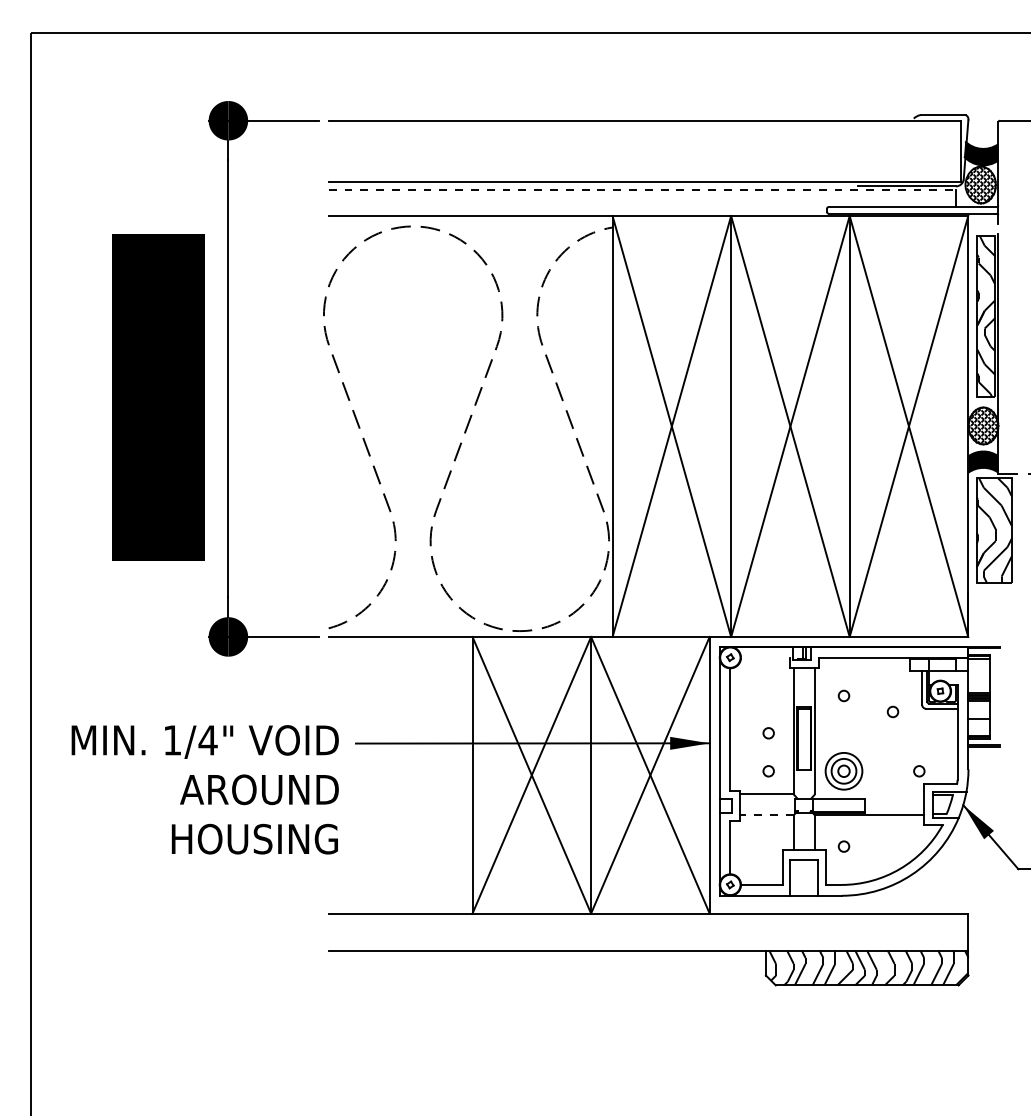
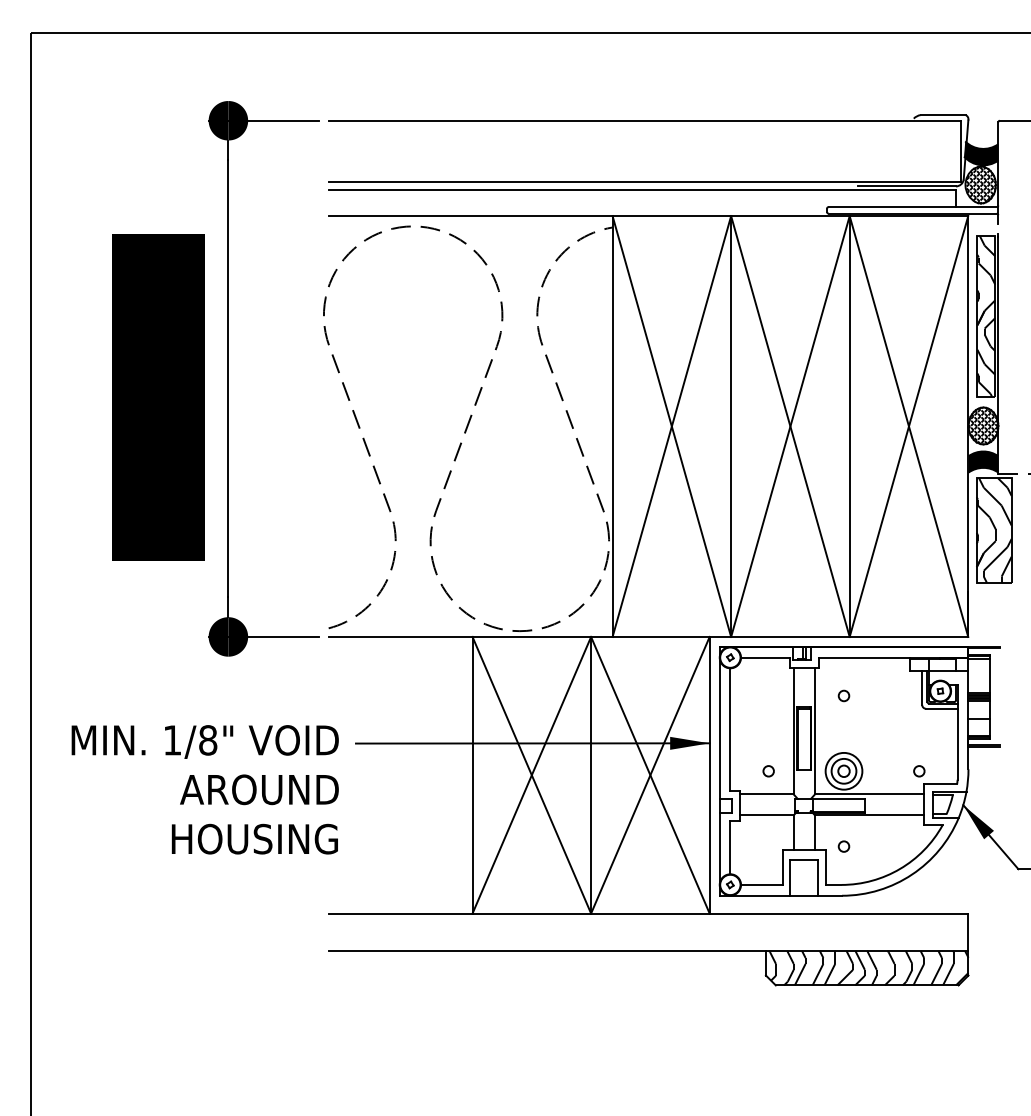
line: dashed -> solid (642, 189)
line: none -> present (765, 657)
circle: present -> none (892, 711)
circle: present -> none (768, 733)
text: 1/4" -> 1/8" (207, 740)
line: none -> present (869, 794)
line: dashed -> solid (766, 815)
